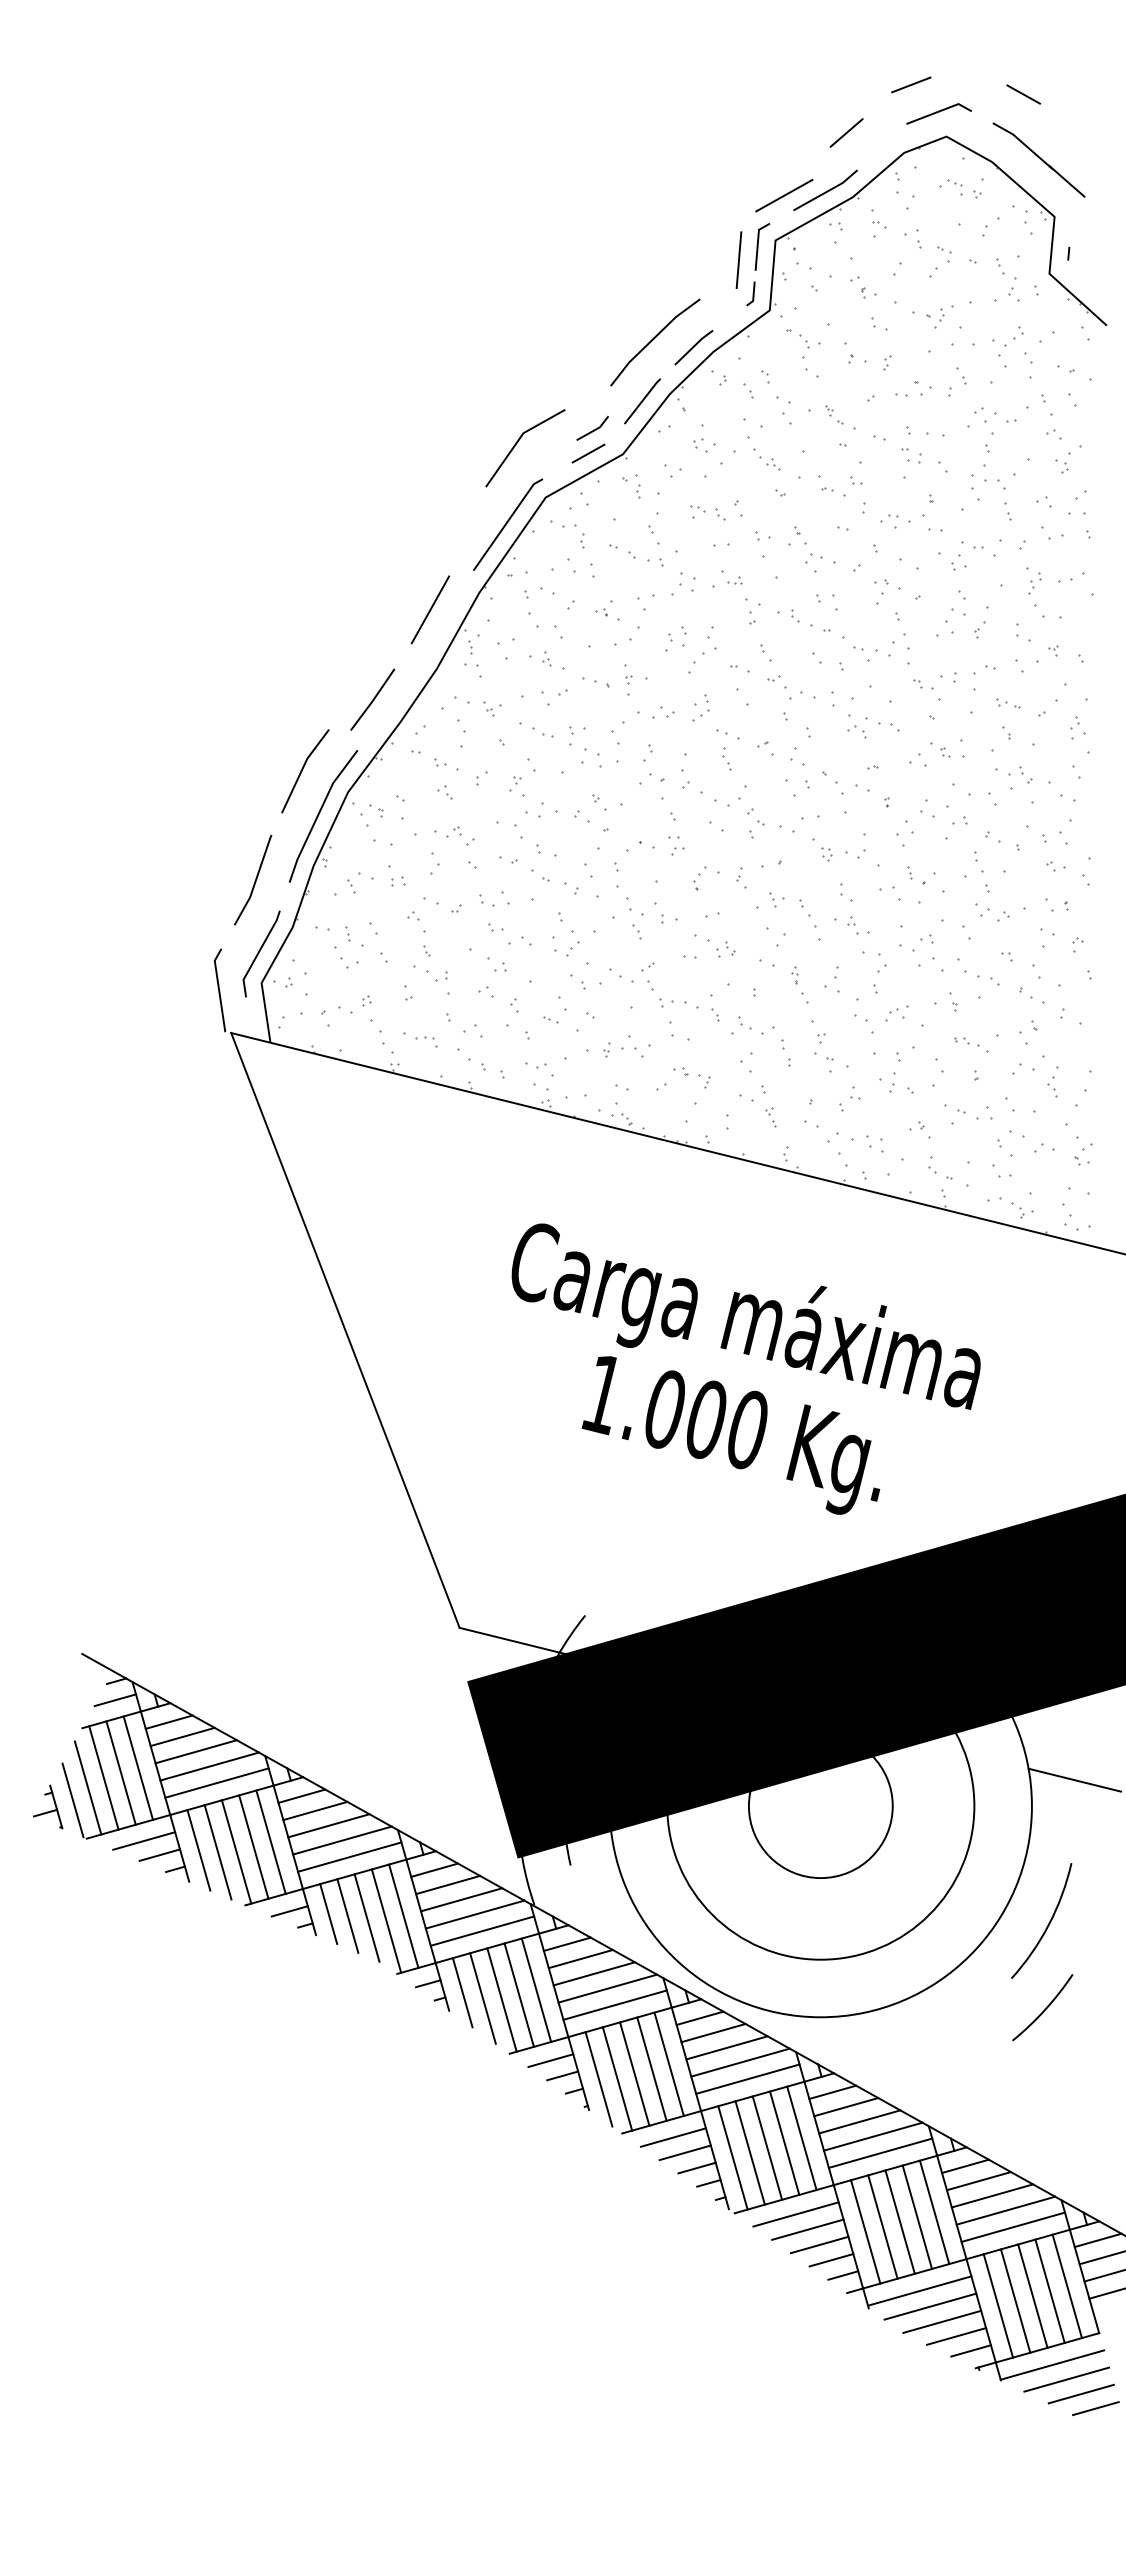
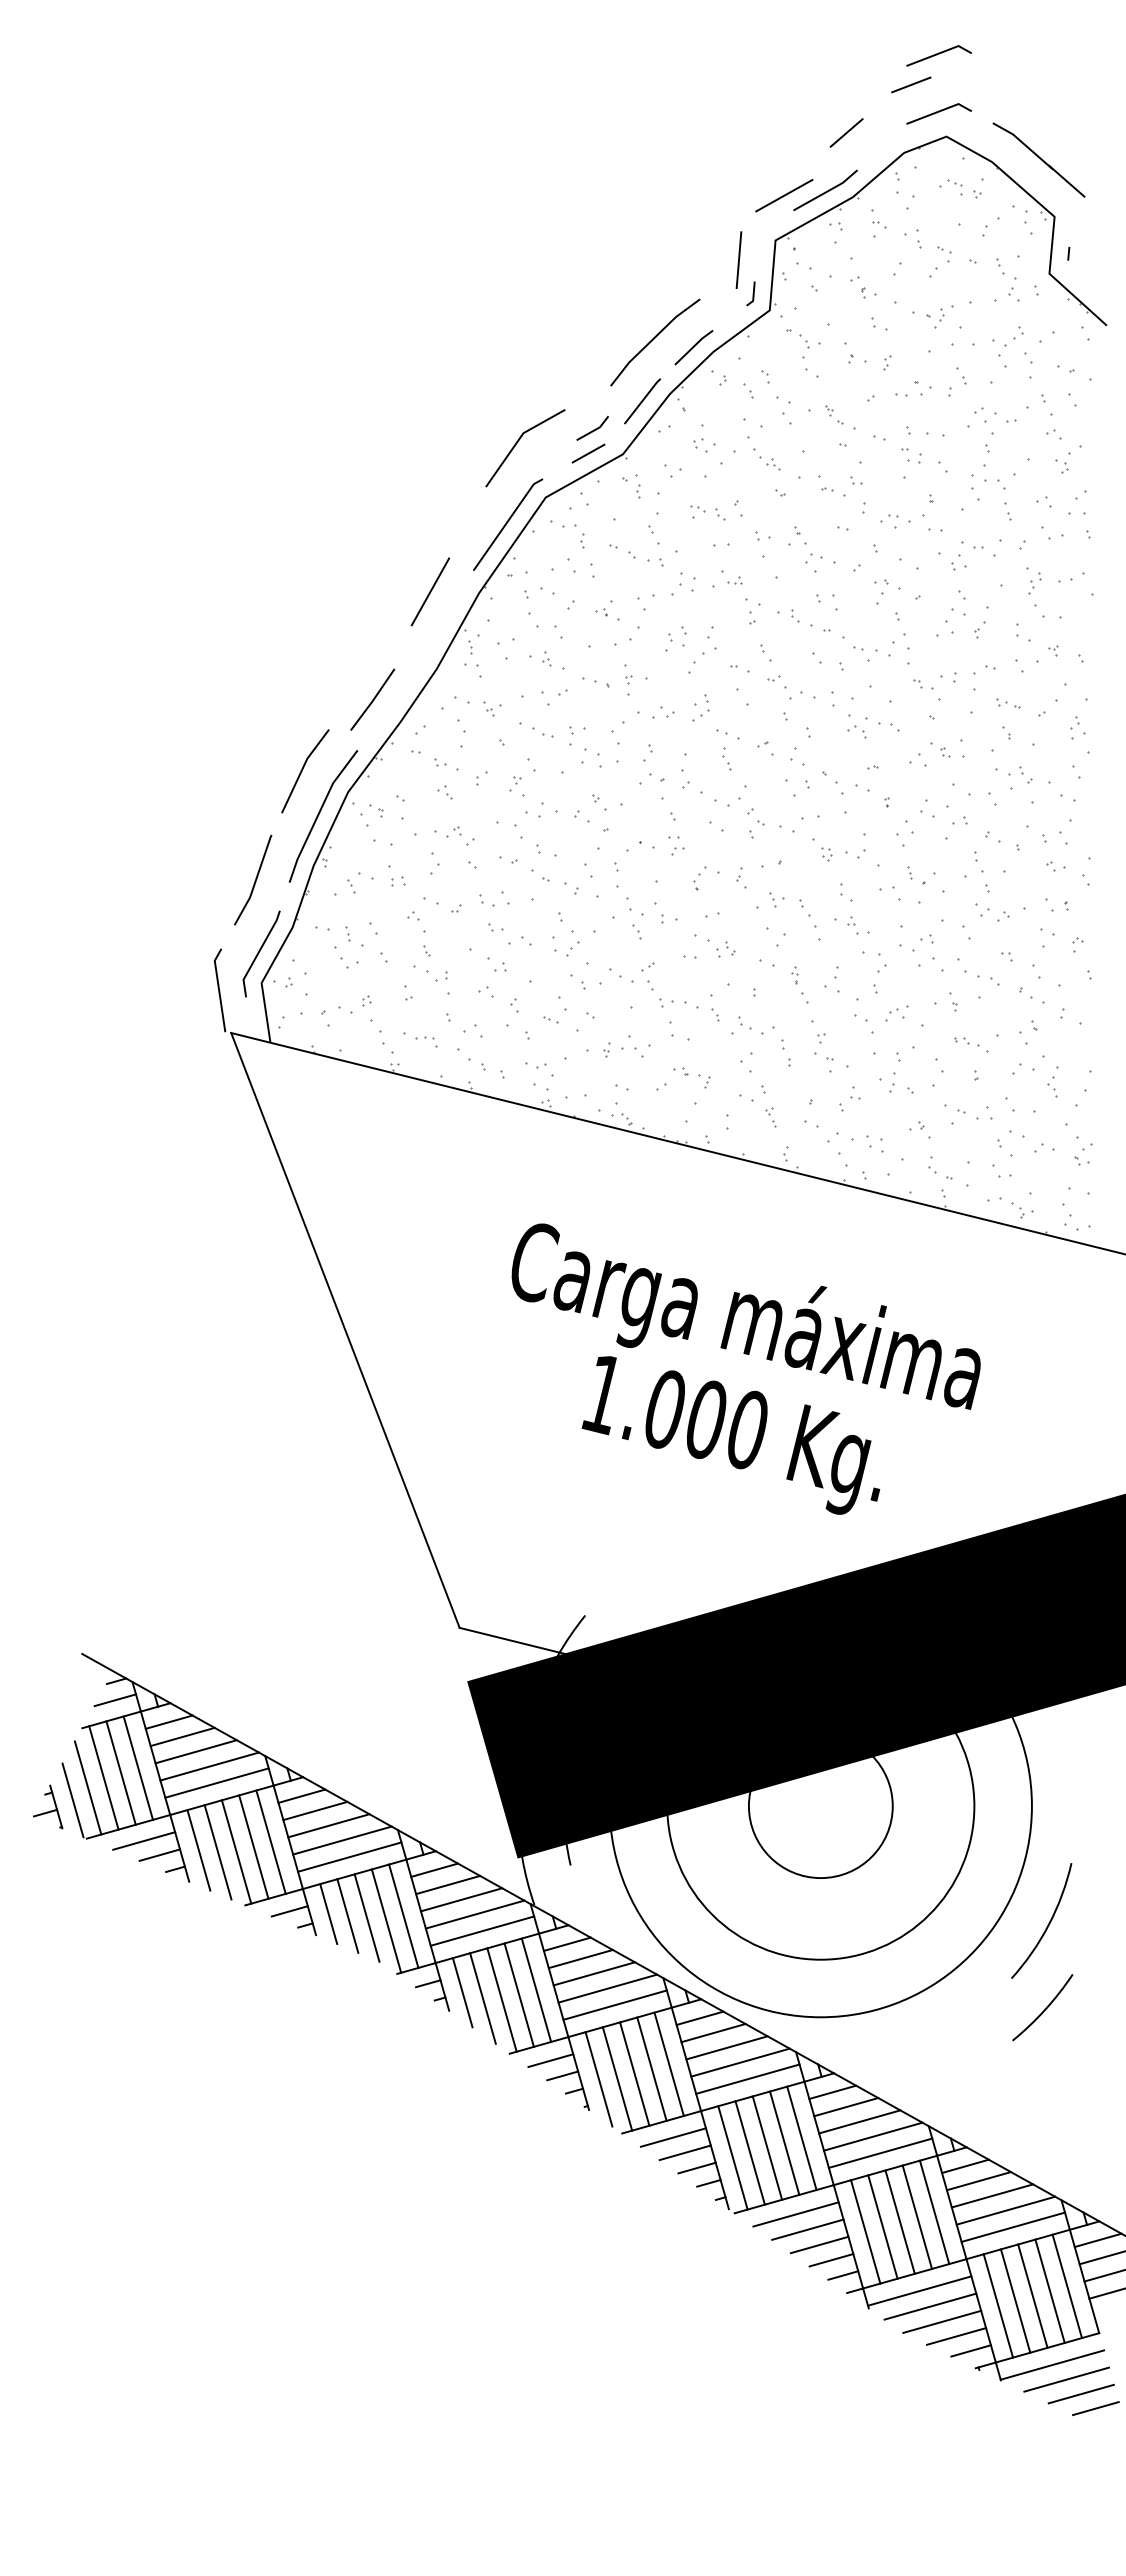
line: none -> present (938, 54)
line: present -> none (1023, 94)
line: present -> none (758, 246)
line position: (430, 609) -> (430, 591) (430, 591)
line: present -> none (1074, 1779)
